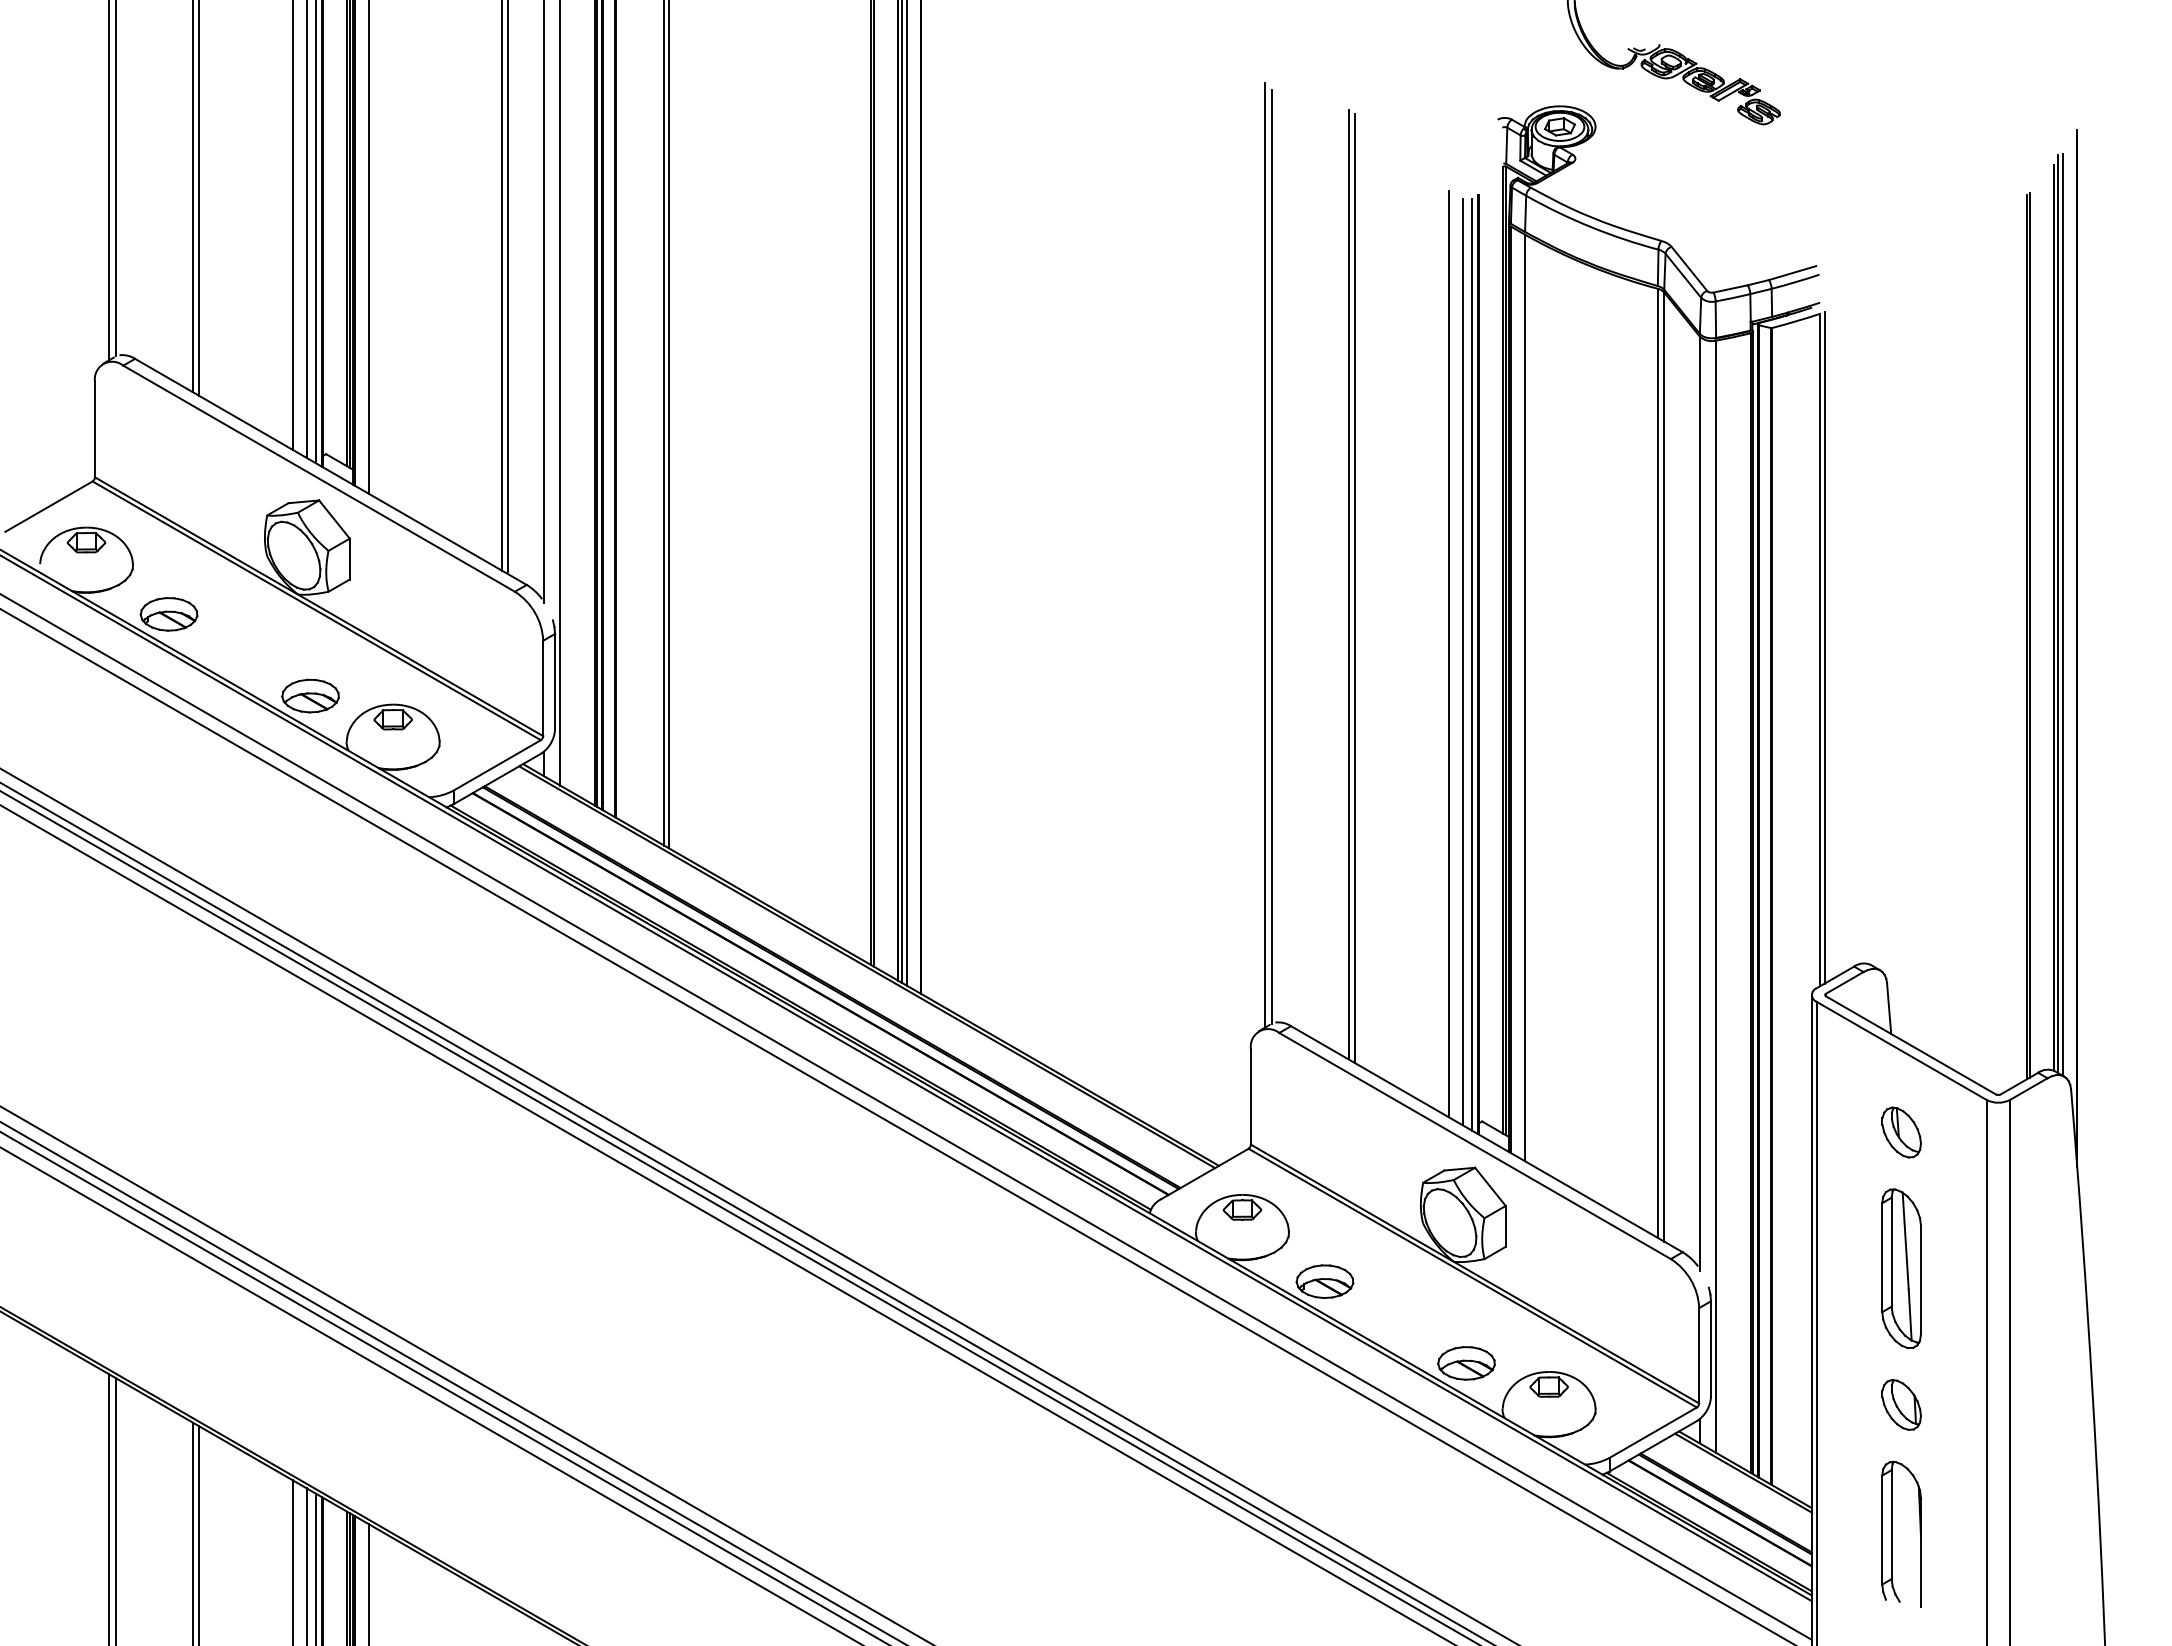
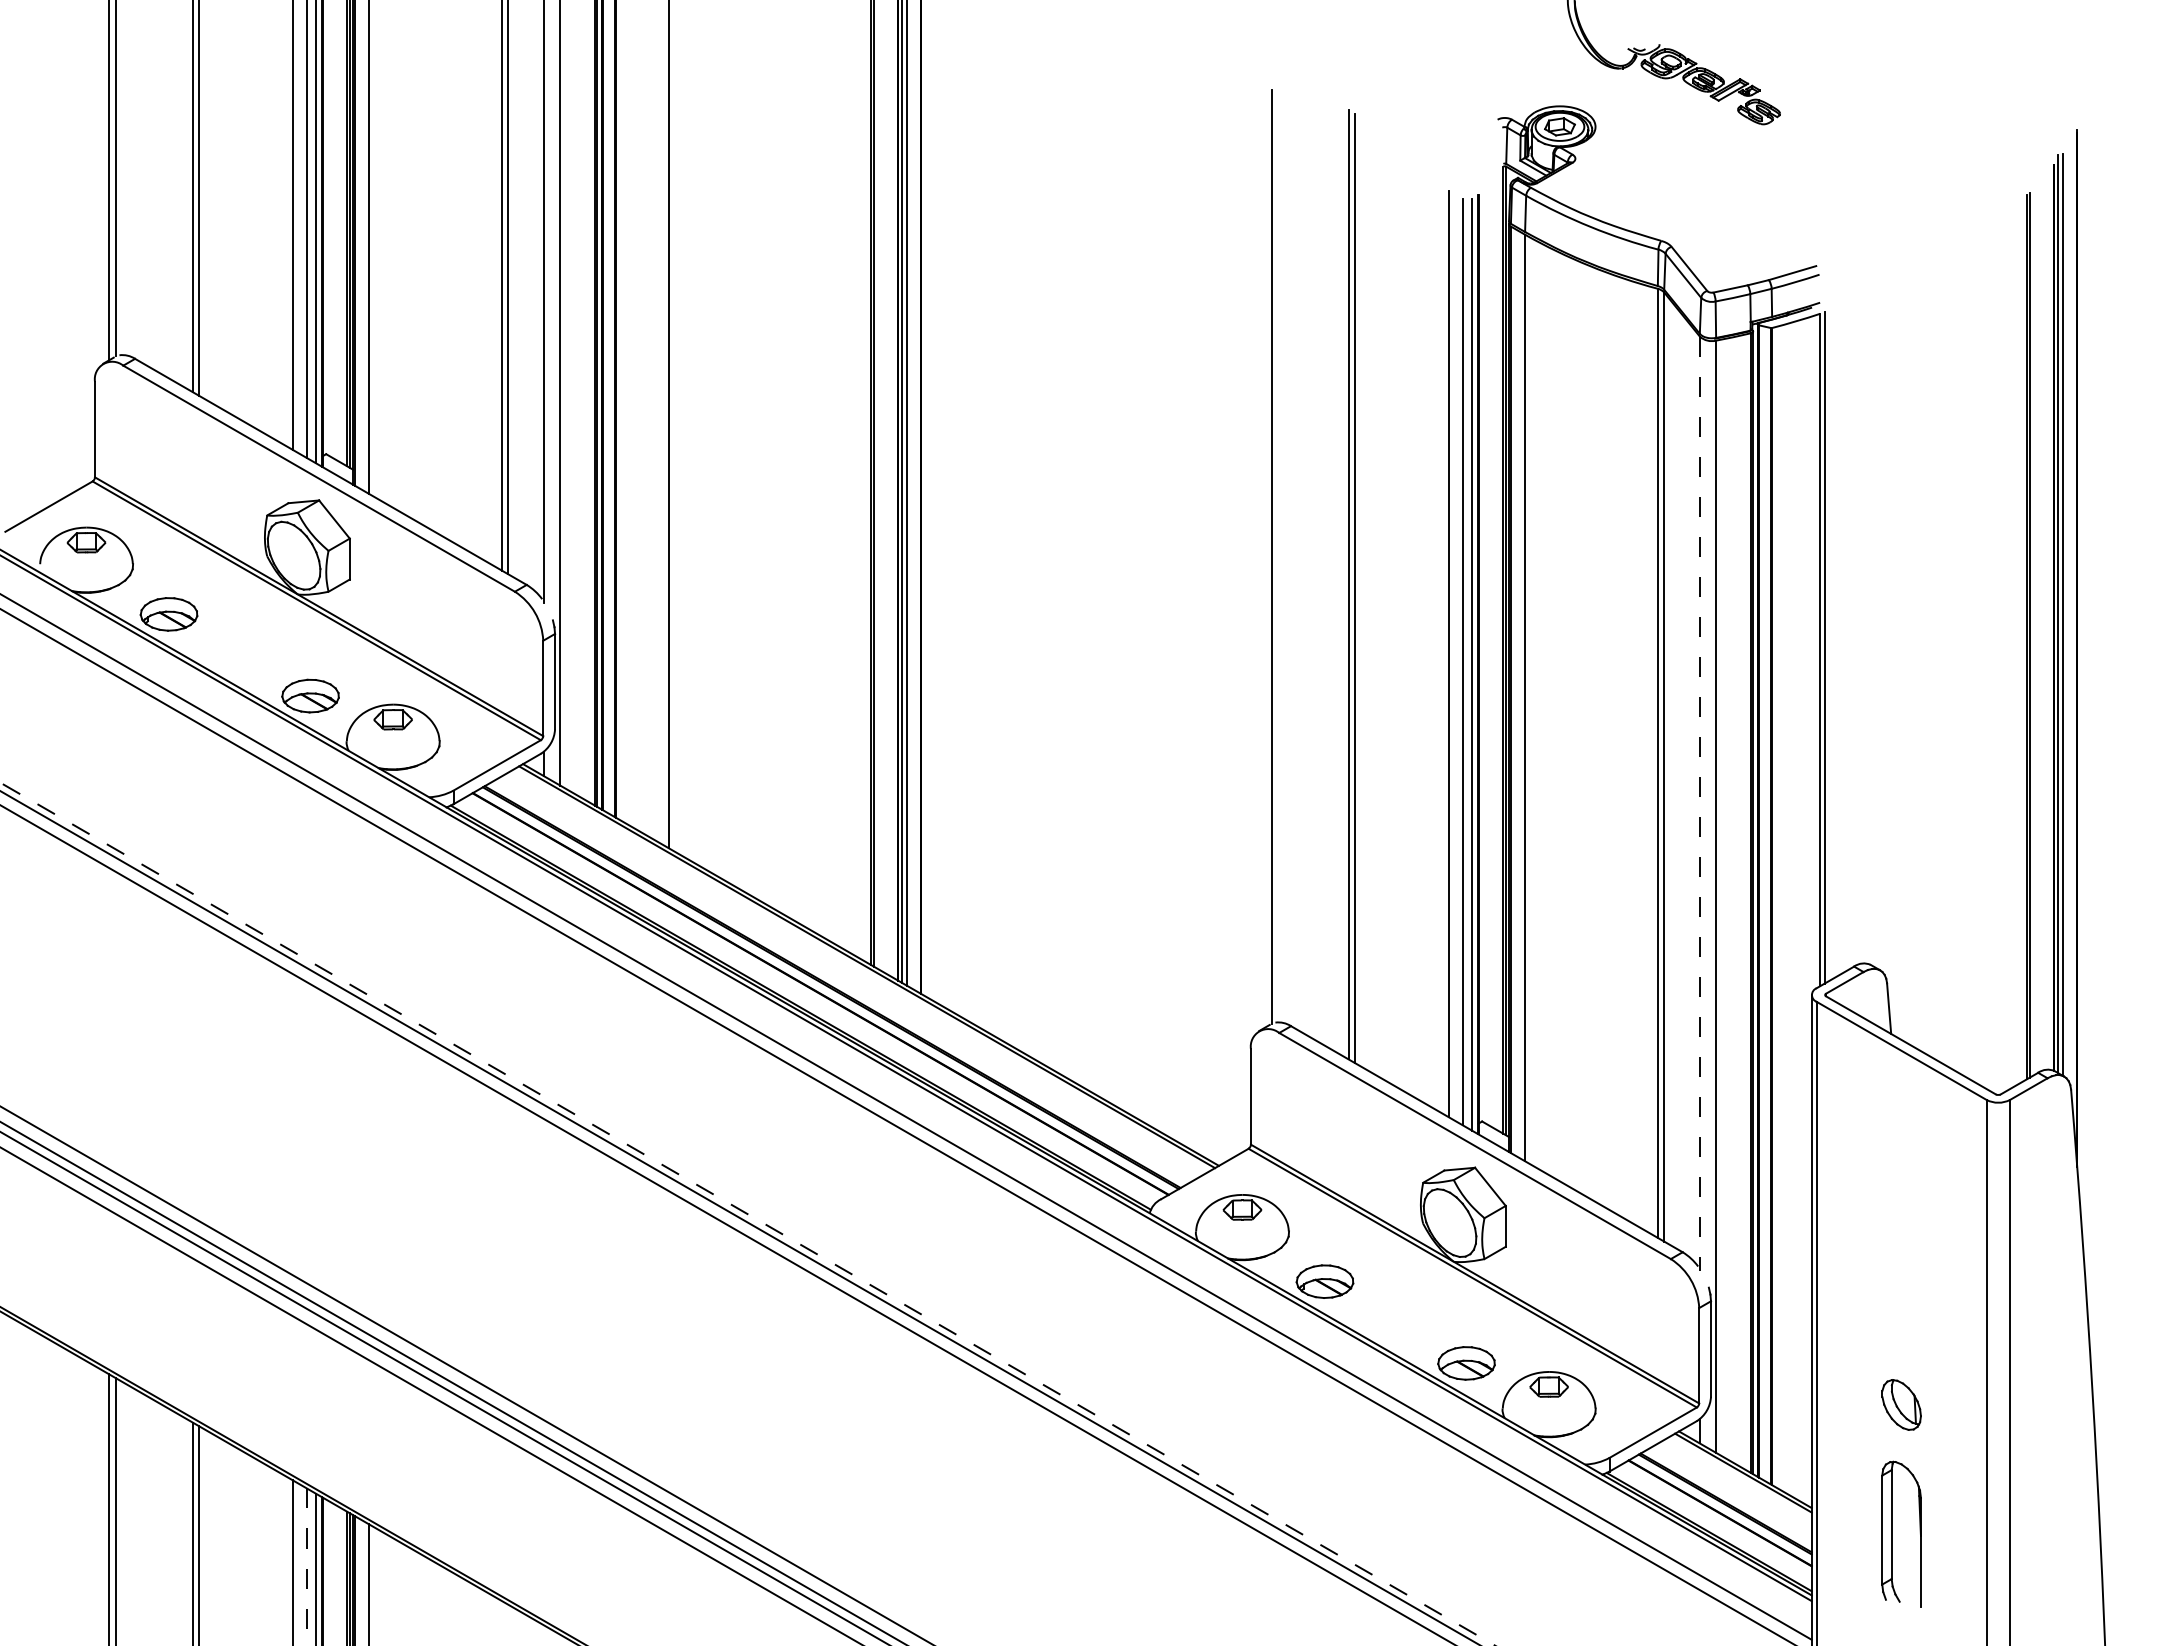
line: present -> none (664, 423)
line: present -> none (1264, 554)
line: solid -> dashed (1699, 804)
part: present -> none (1901, 1132)
line: present -> none (758, 1205)
line: solid -> dashed (747, 1214)
part: present -> none (1901, 1268)
line: solid -> dashed (306, 1567)
